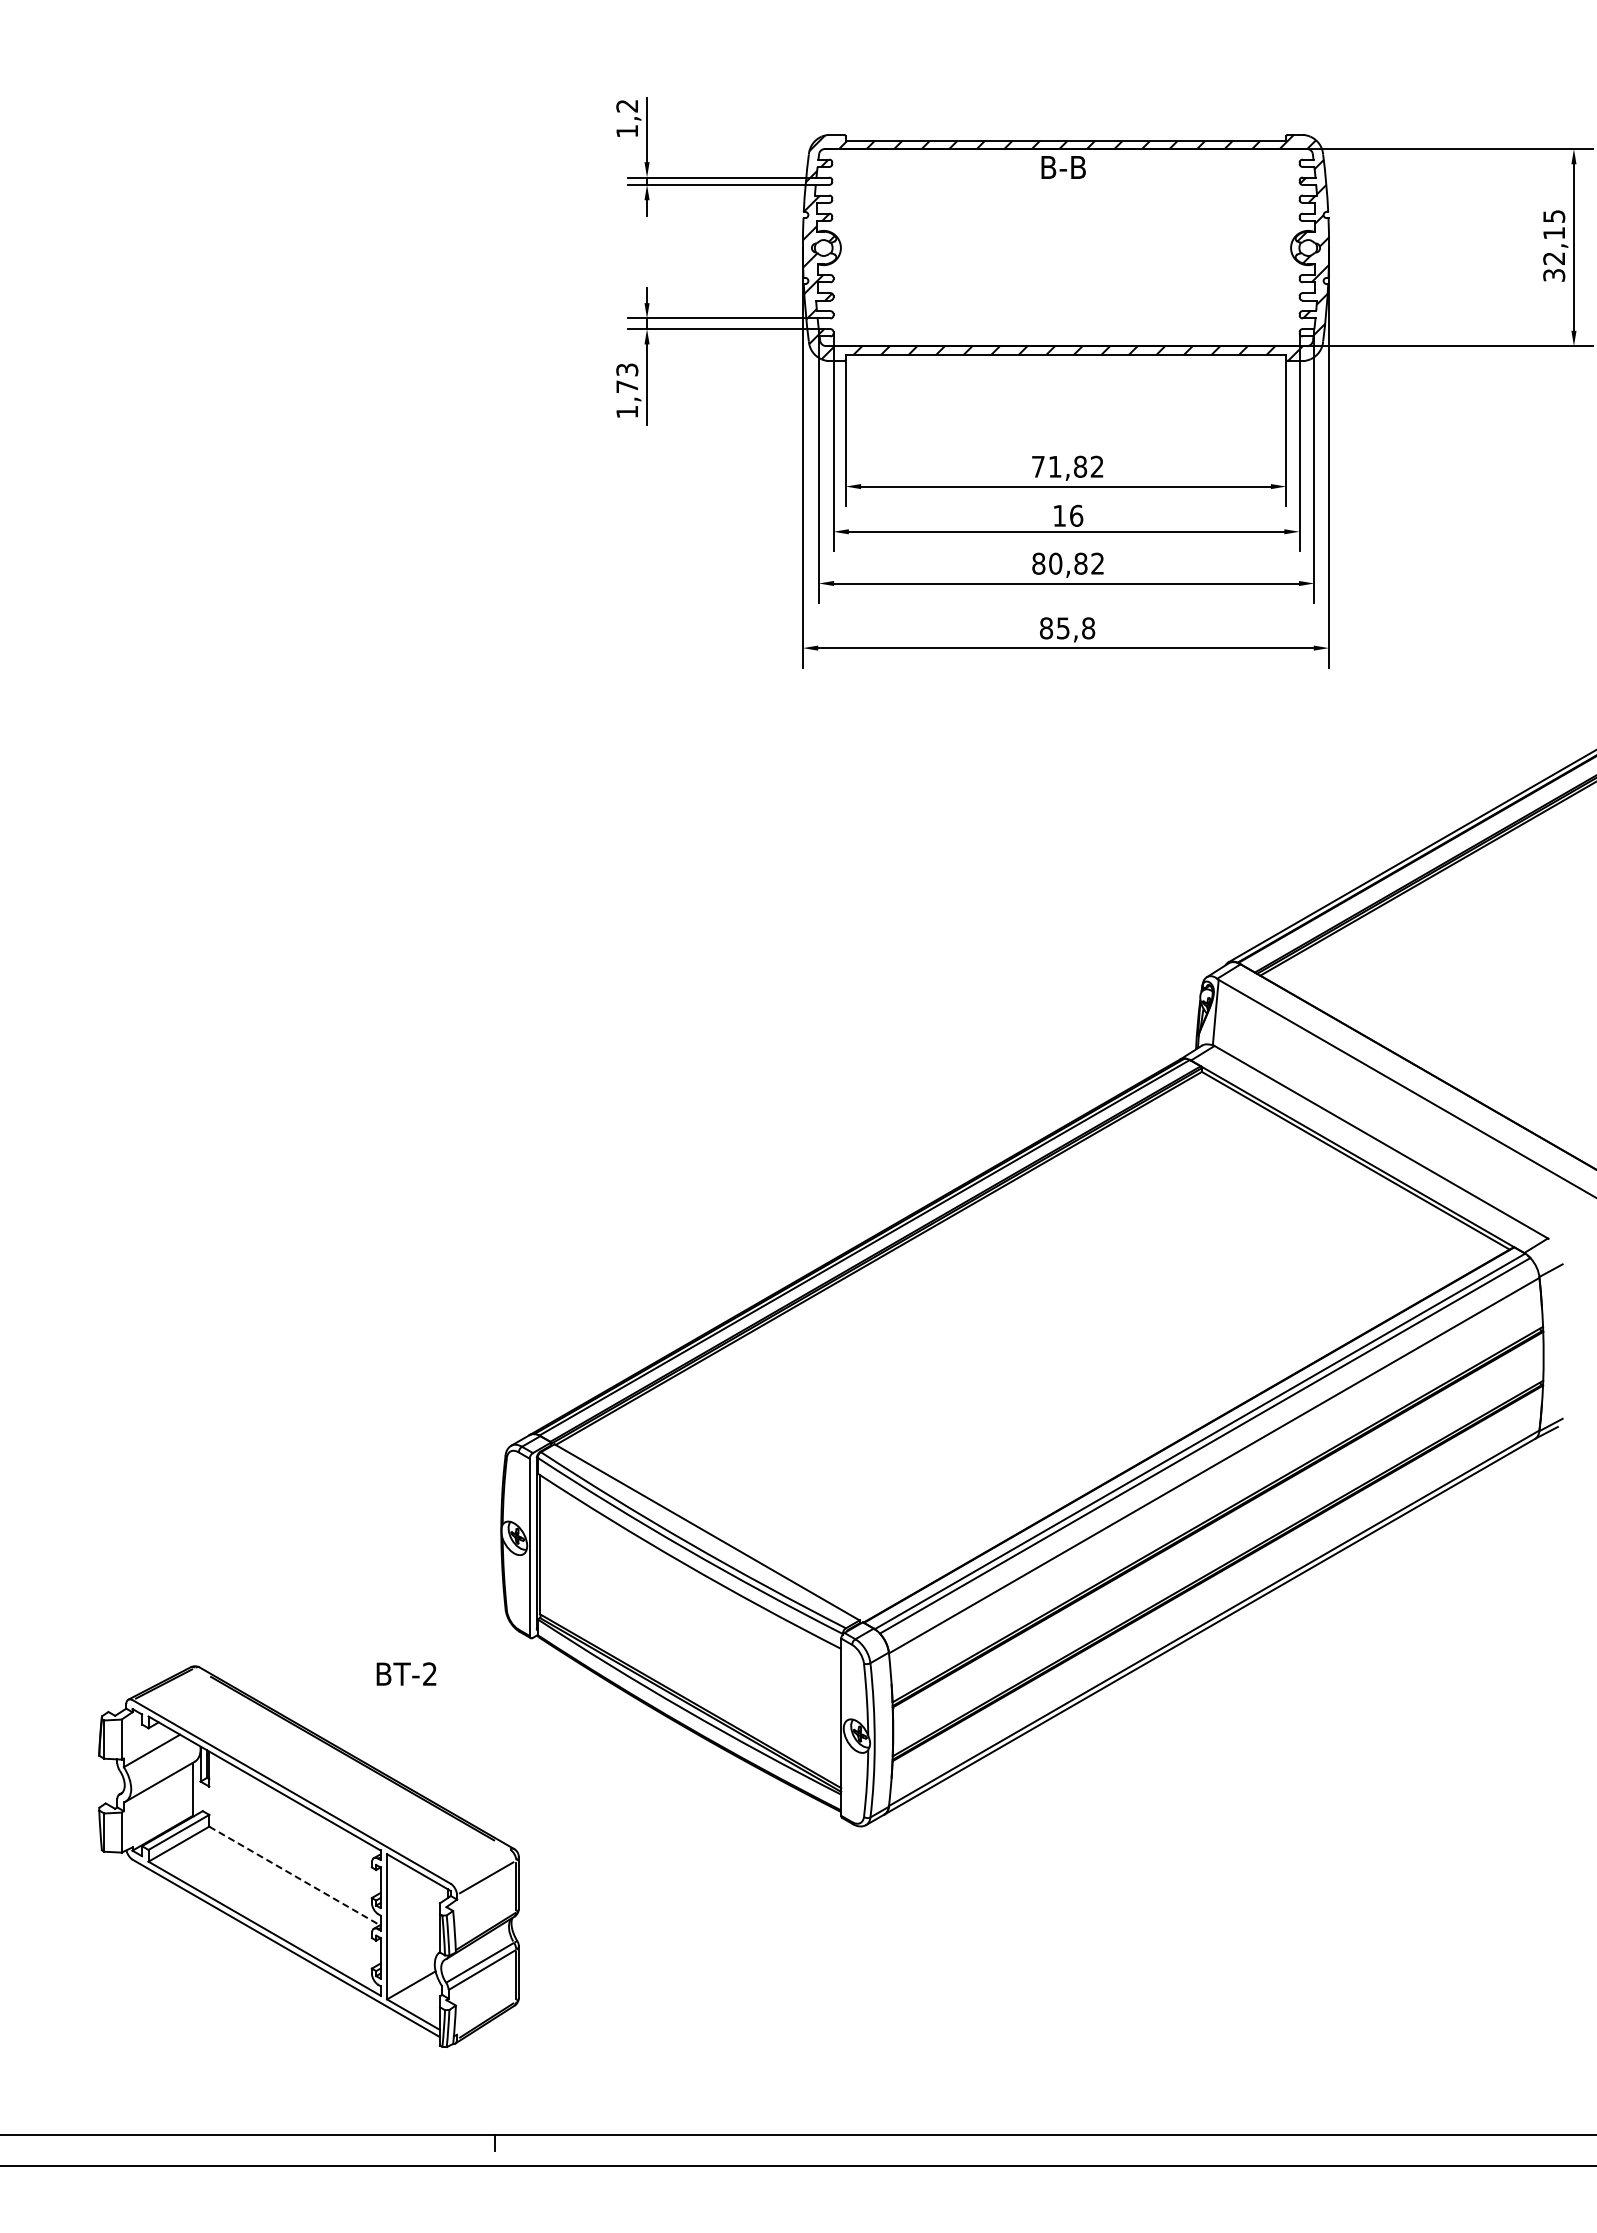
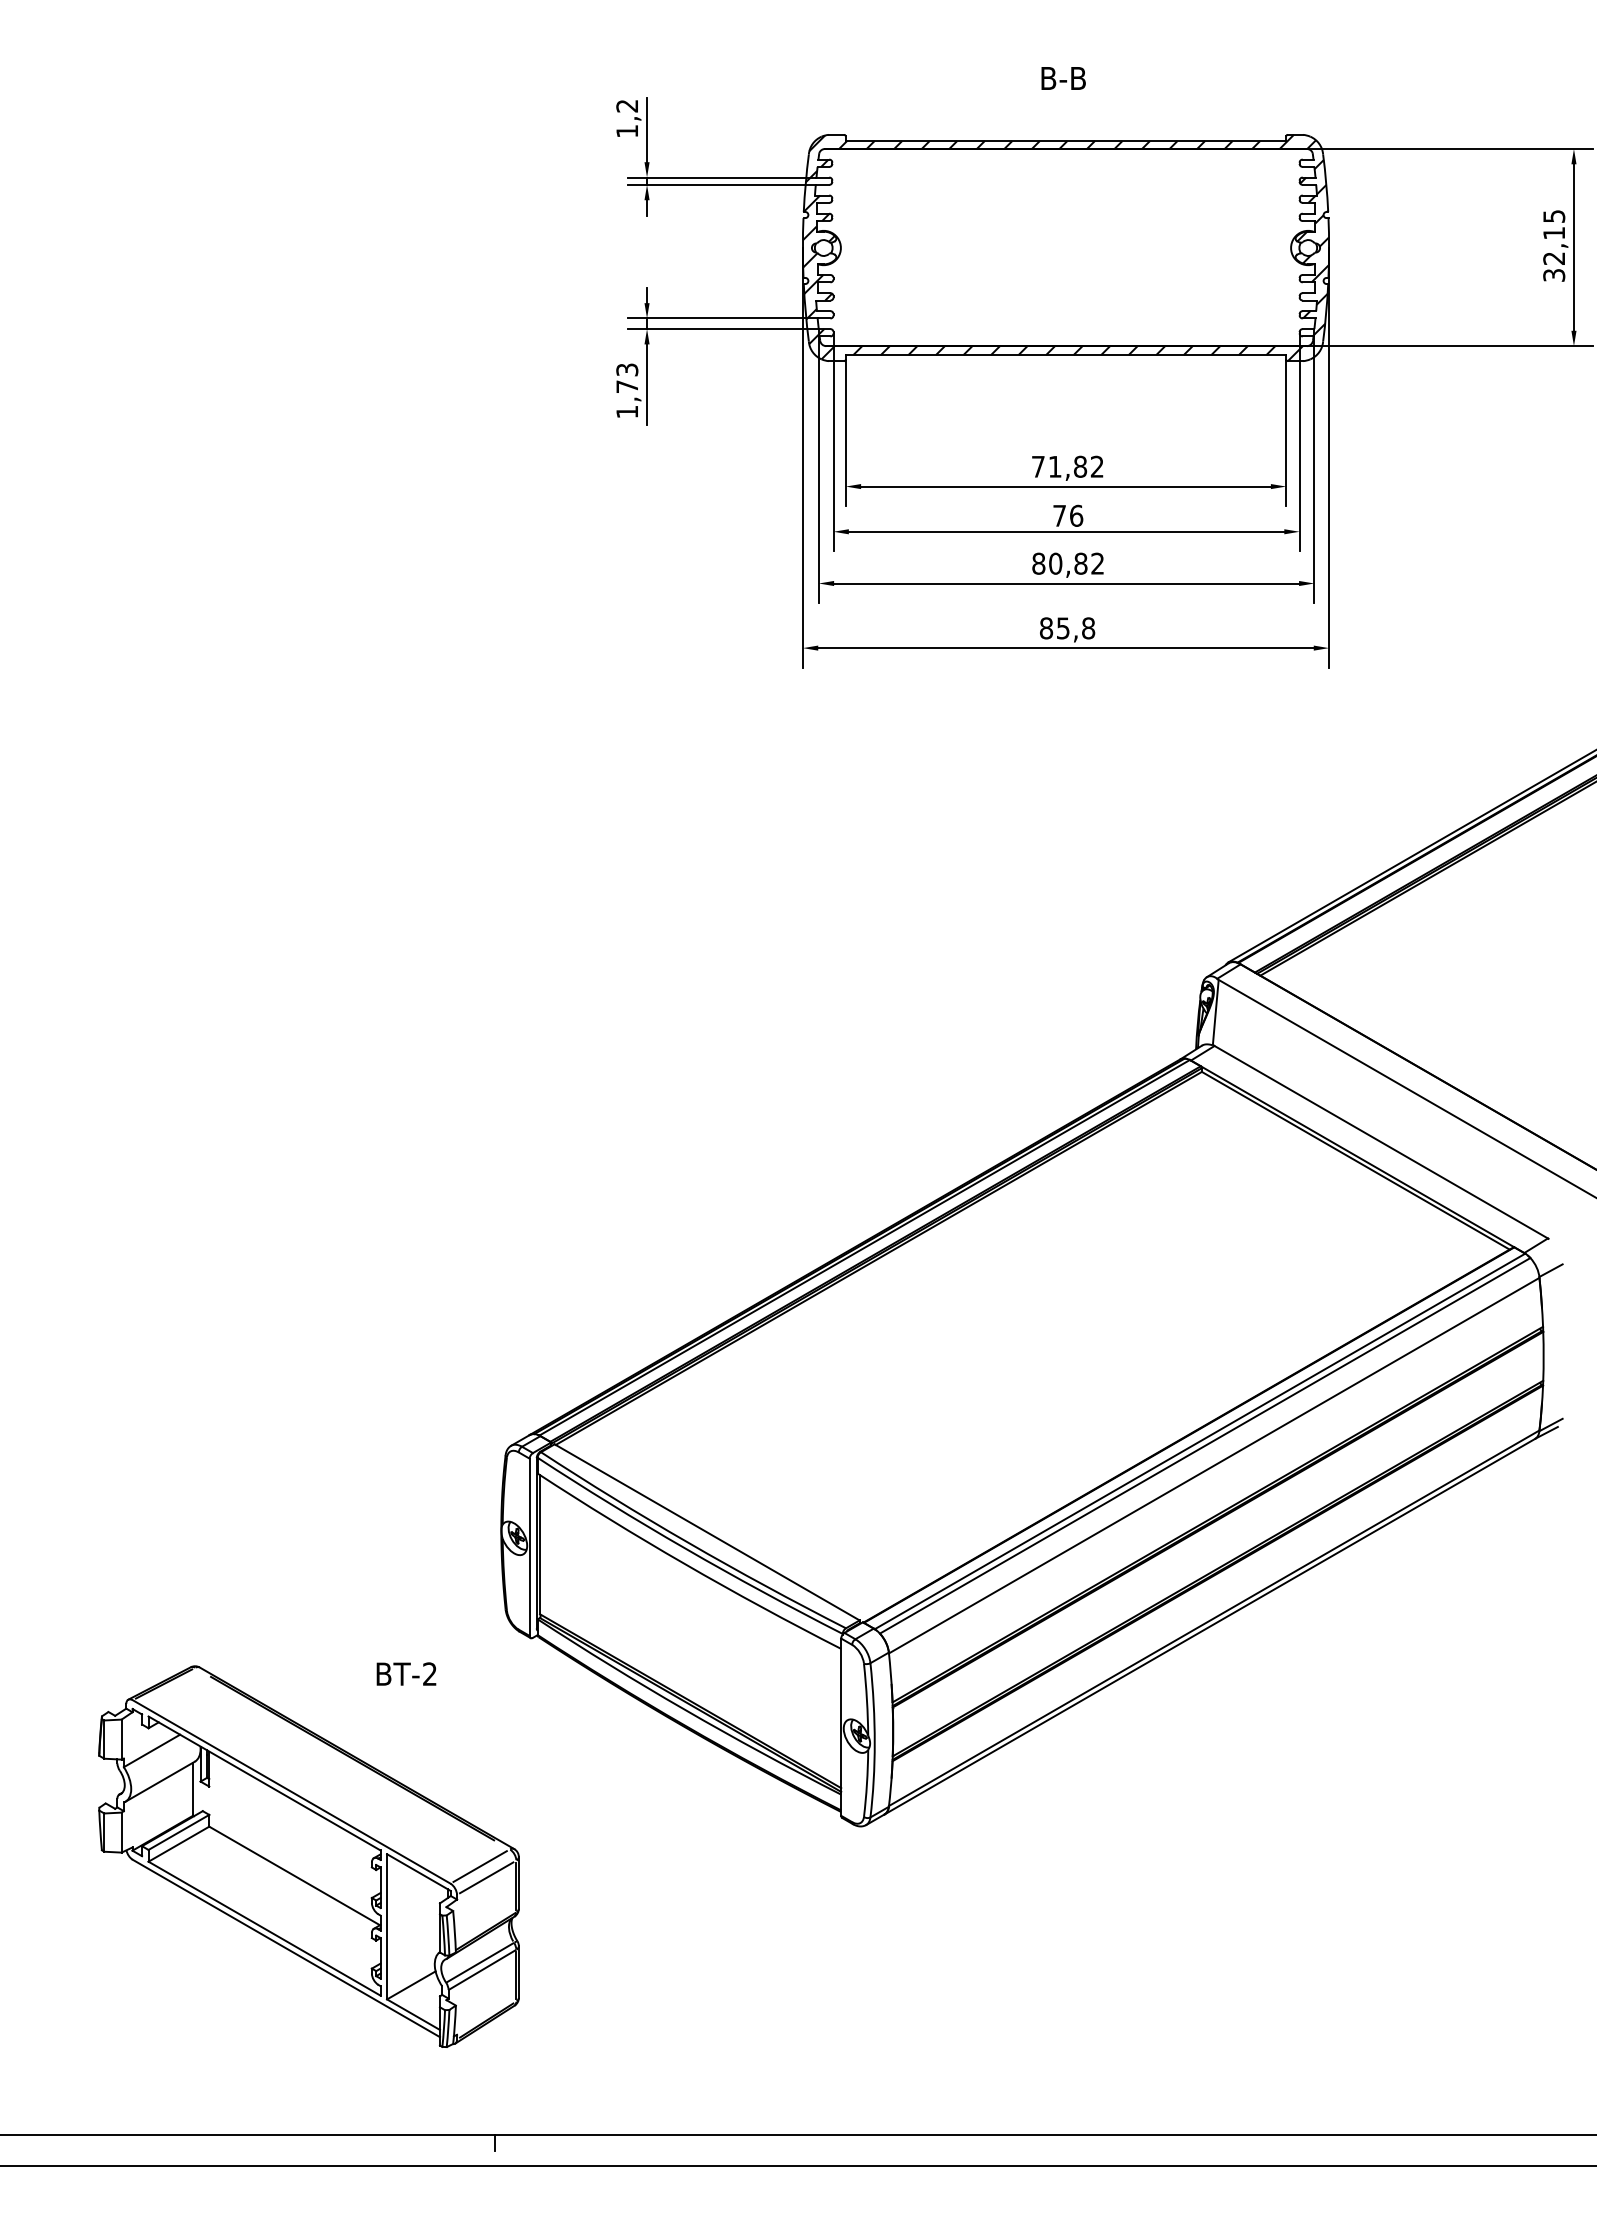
text position: (1063, 167) -> (1063, 78) (1063, 78)
text: 16 -> 76 (1059, 515)
line: none -> present (479, 1866)
line: dashed -> solid (294, 1875)
